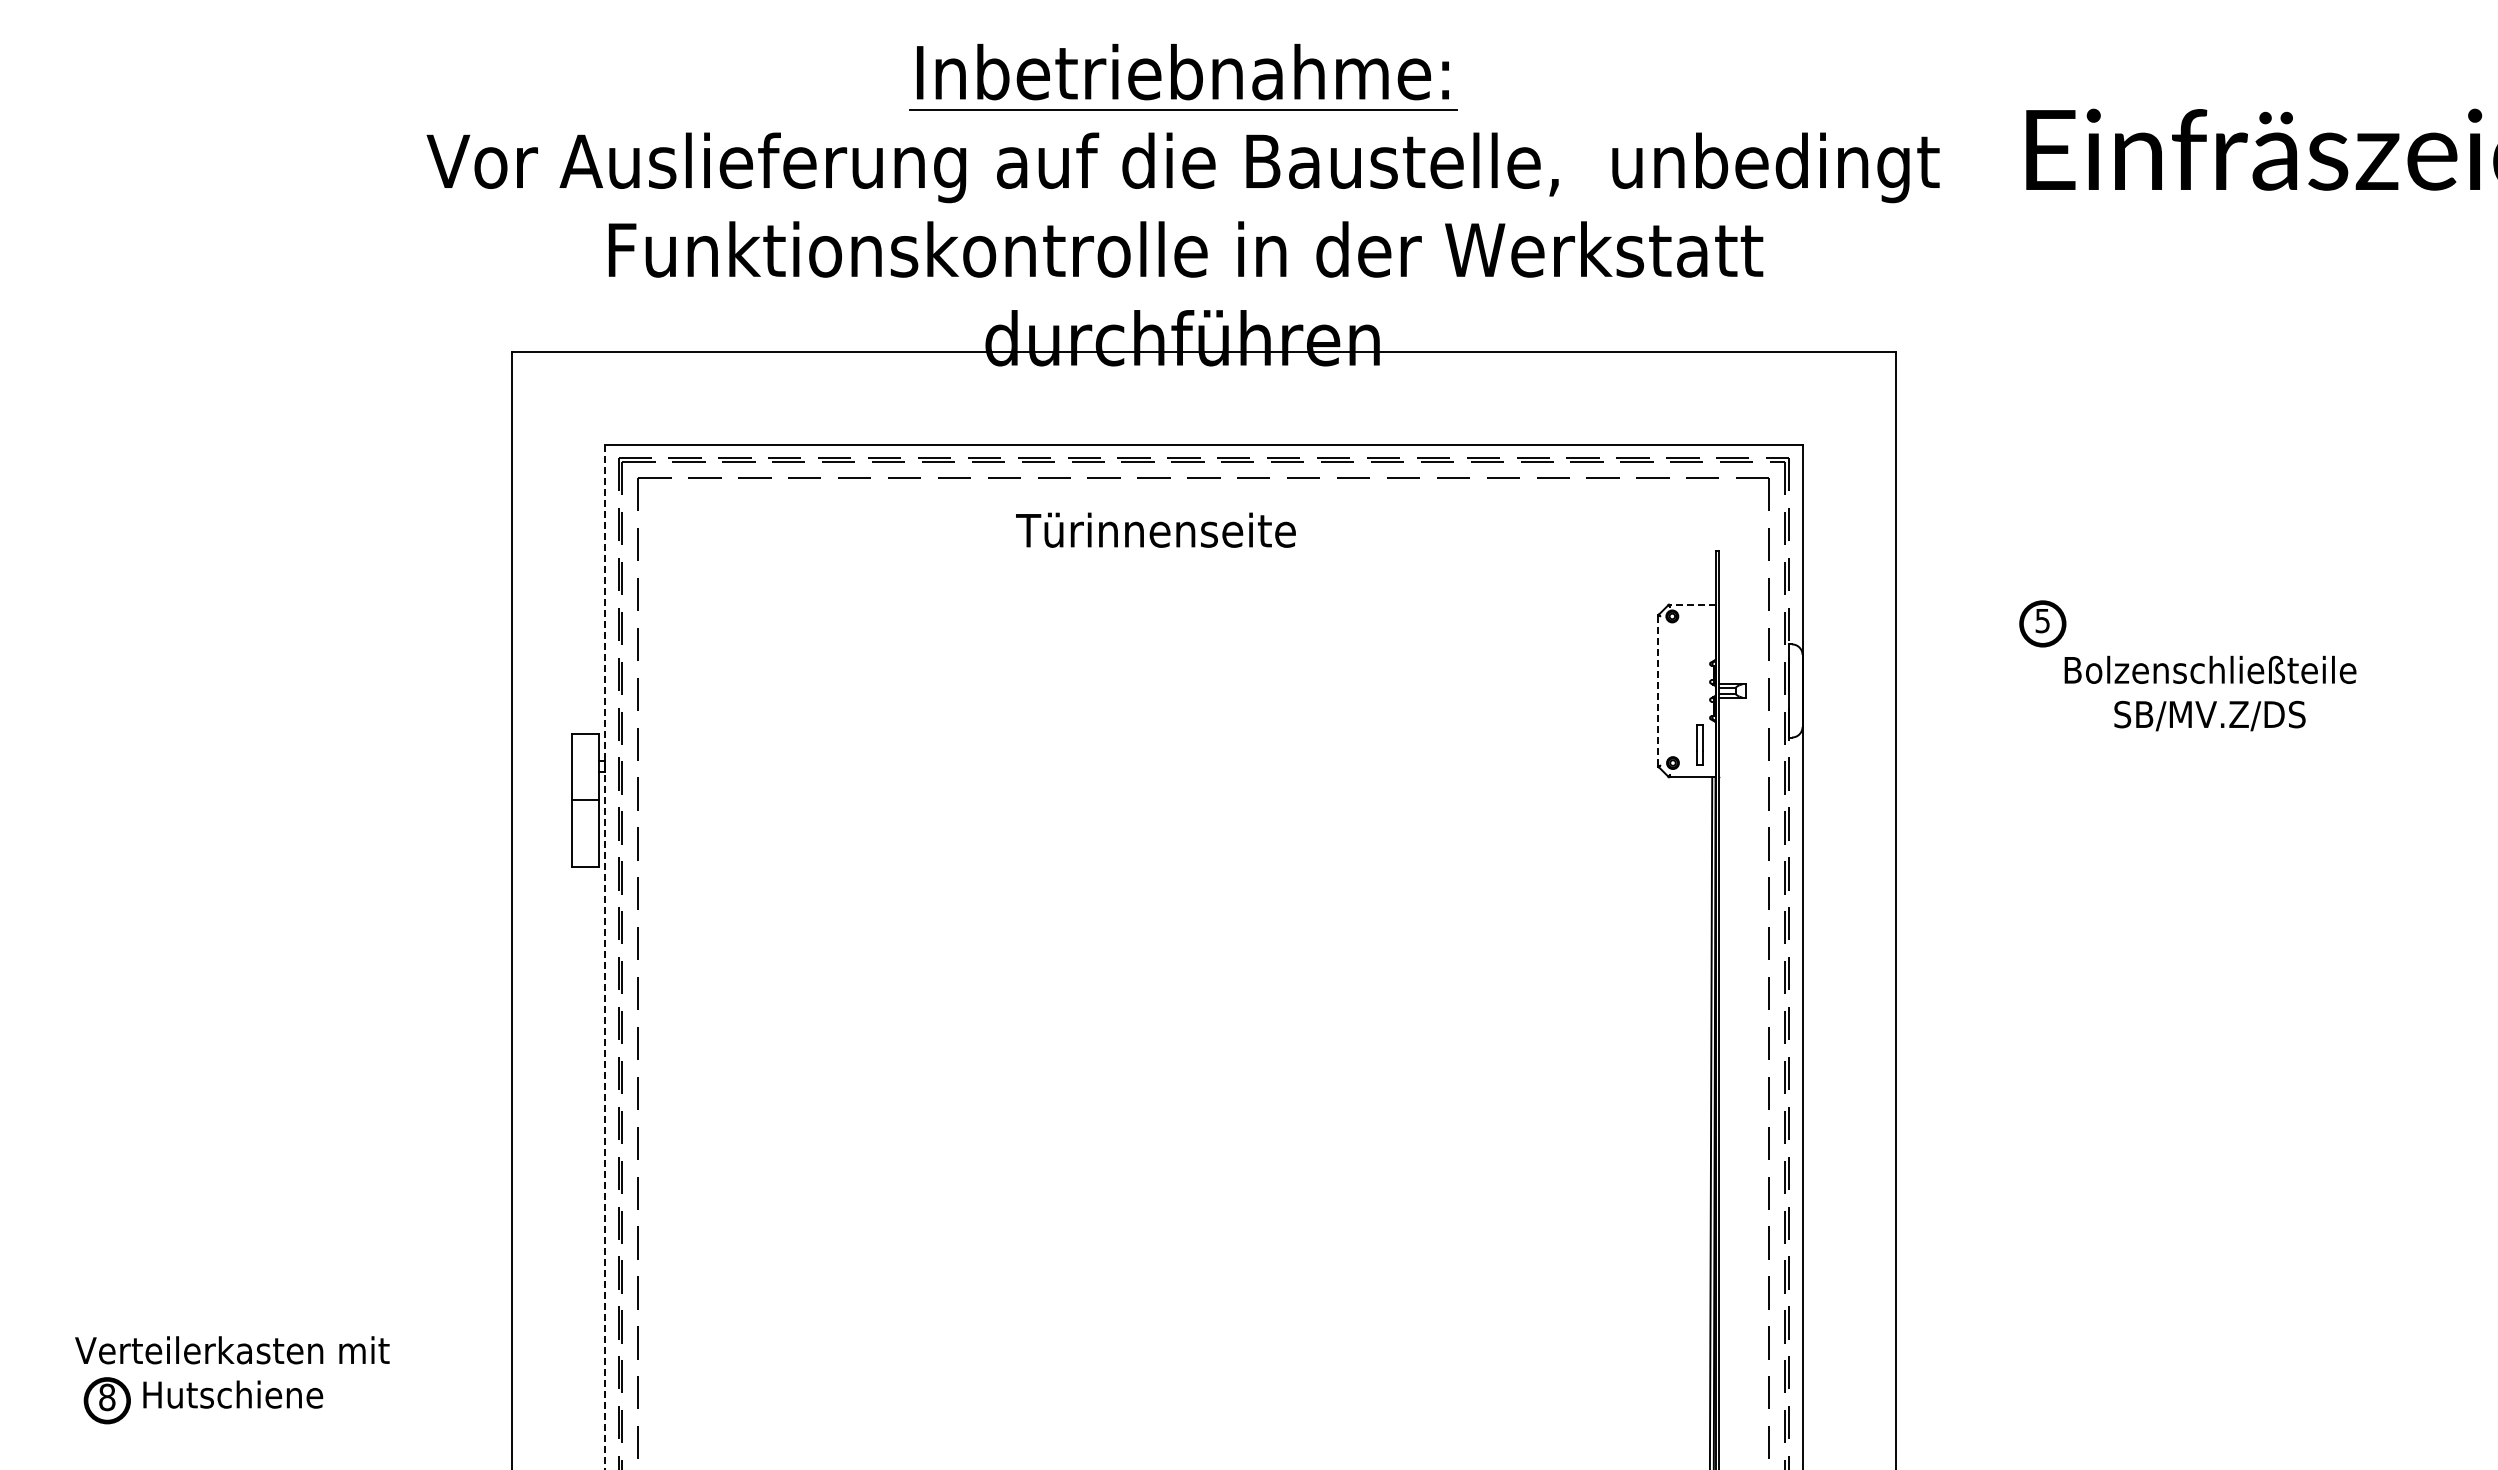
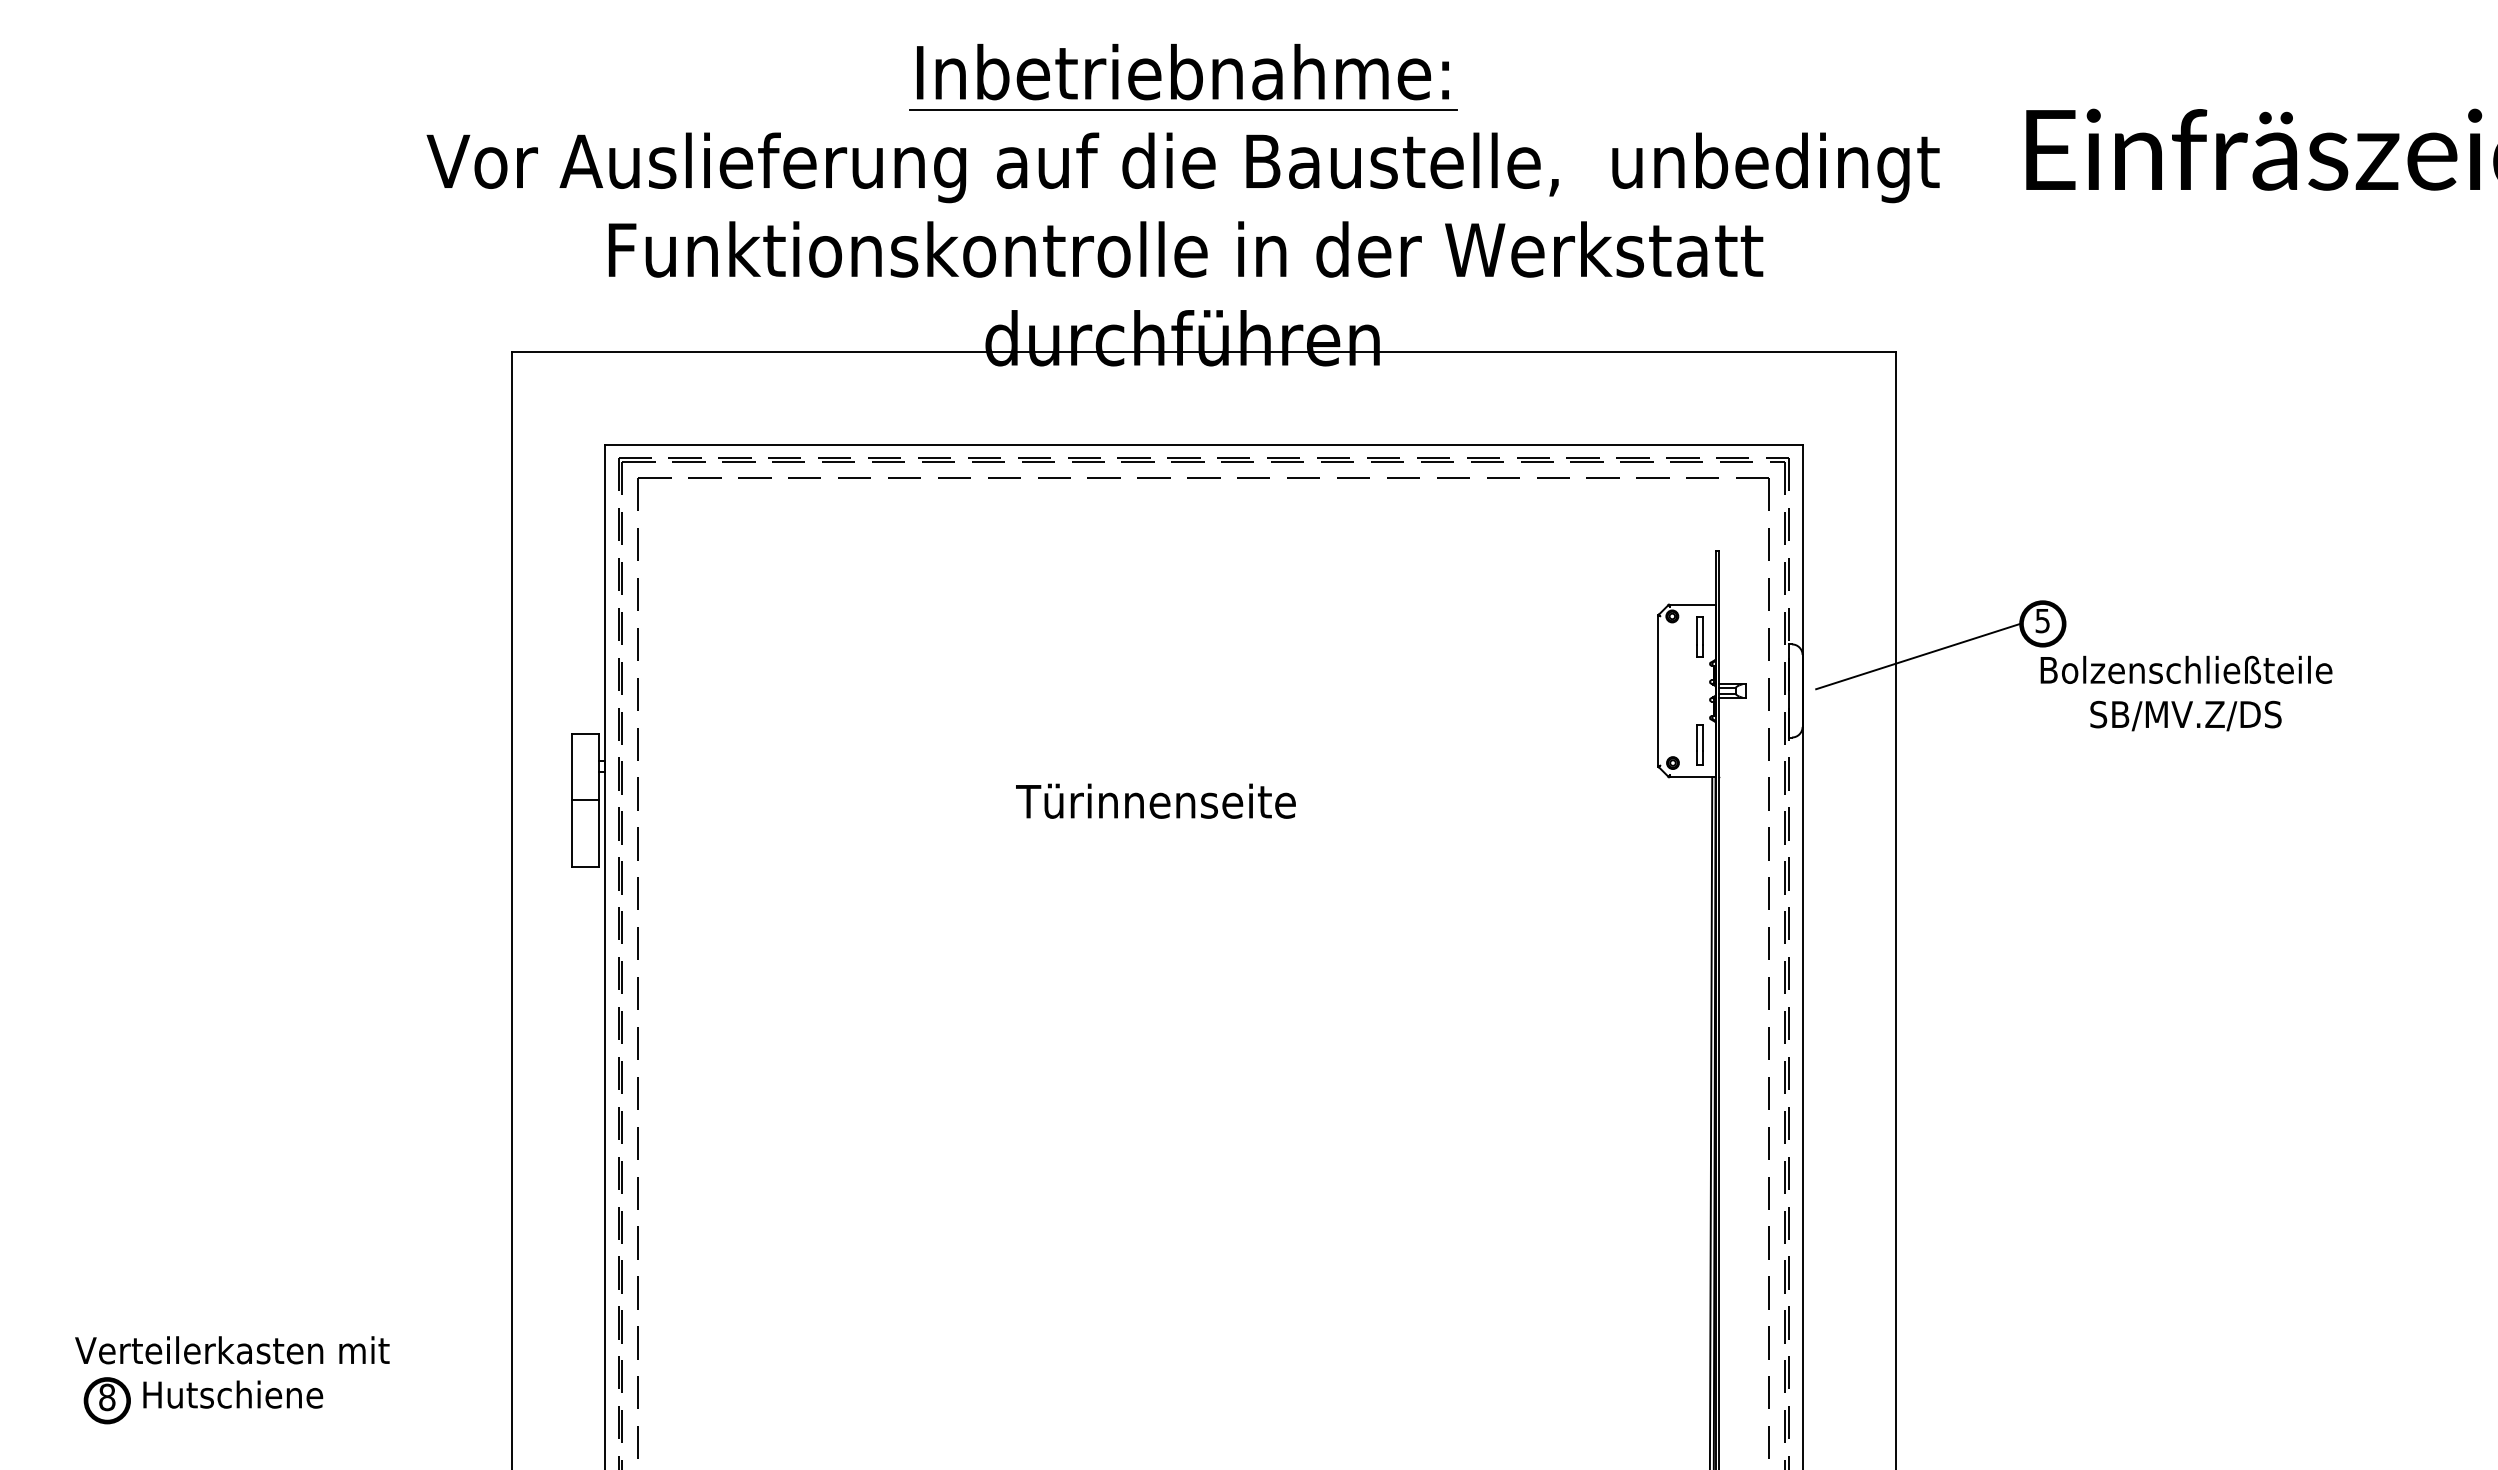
text position: (1155, 529) -> (1155, 800) (1155, 800)
line: dashed -> solid (1692, 604)
part: none -> present (1699, 636)
line: none -> present (1918, 656)
line: dashed -> solid (1658, 690)
text position: (2210, 693) -> (2186, 693) (2186, 693)
line: dashed -> solid (605, 957)
